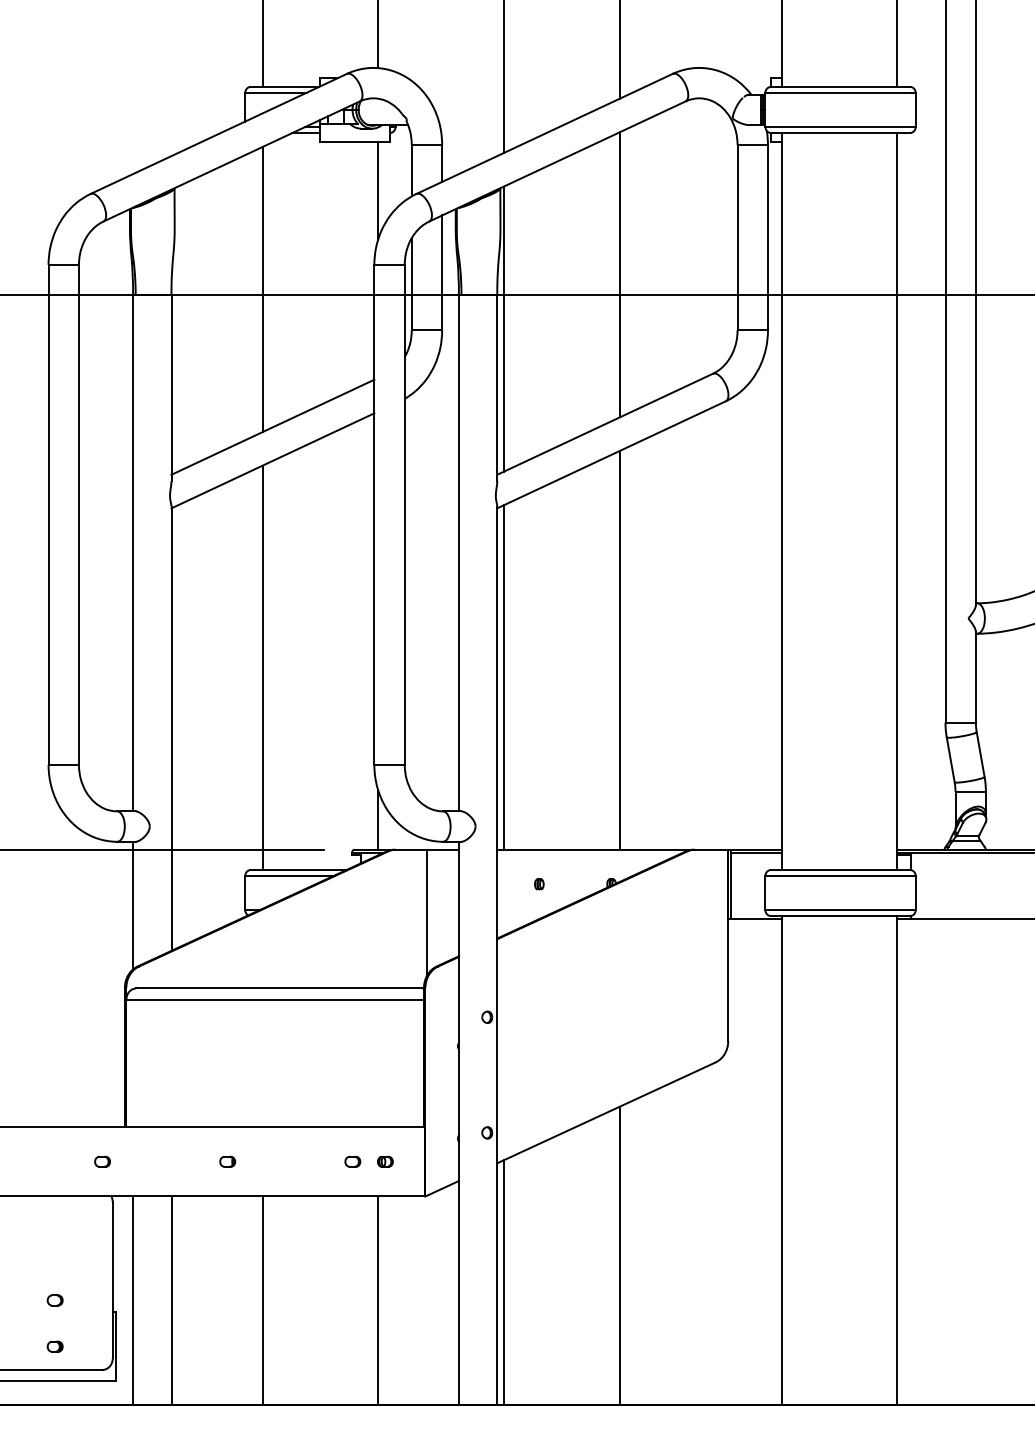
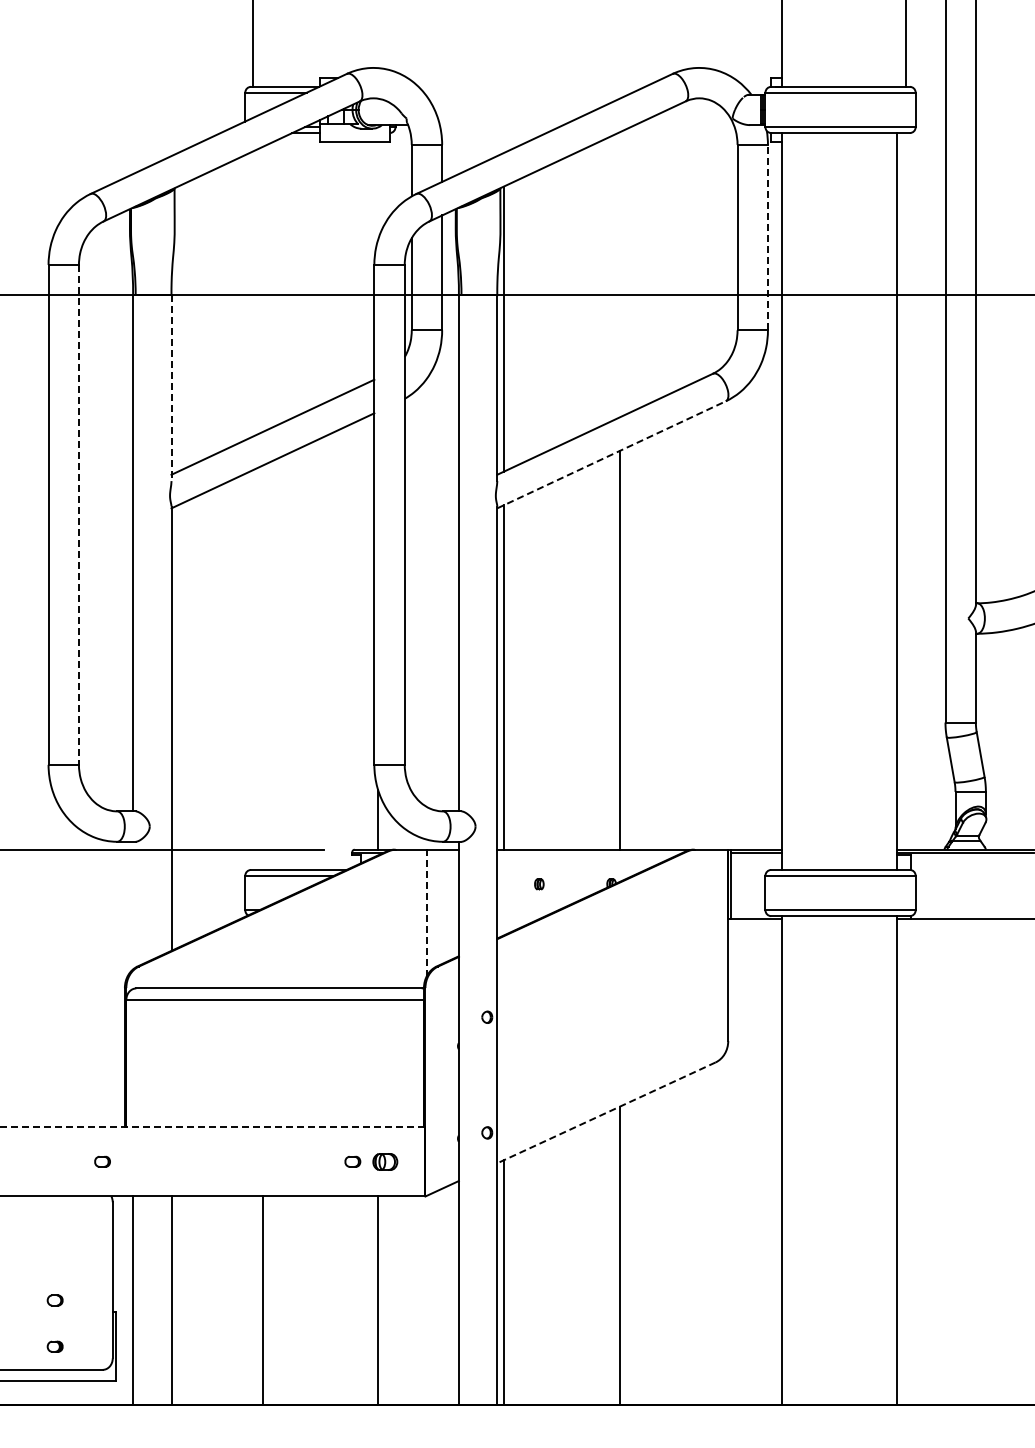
line: present -> none (378, 35)
line position: (262, 44) -> (252, 44) (252, 44)
line position: (897, 44) -> (906, 44) (906, 44)
line: present -> none (619, 50)
line: present -> none (504, 77)
line: present -> none (378, 190)
line: solid -> dashed (767, 237)
line: present -> none (619, 274)
line: present -> none (262, 289)
line: solid -> dashed (171, 388)
line: solid -> dashed (612, 454)
line: solid -> dashed (78, 514)
line: present -> none (262, 667)
line: present -> none (133, 905)
line: solid -> dashed (426, 912)
line: solid -> dashed (606, 1113)
line: solid -> dashed (212, 1127)
part: present -> none (227, 1161)
part size: 17x13 px -> 27x18 px (385, 1161)
